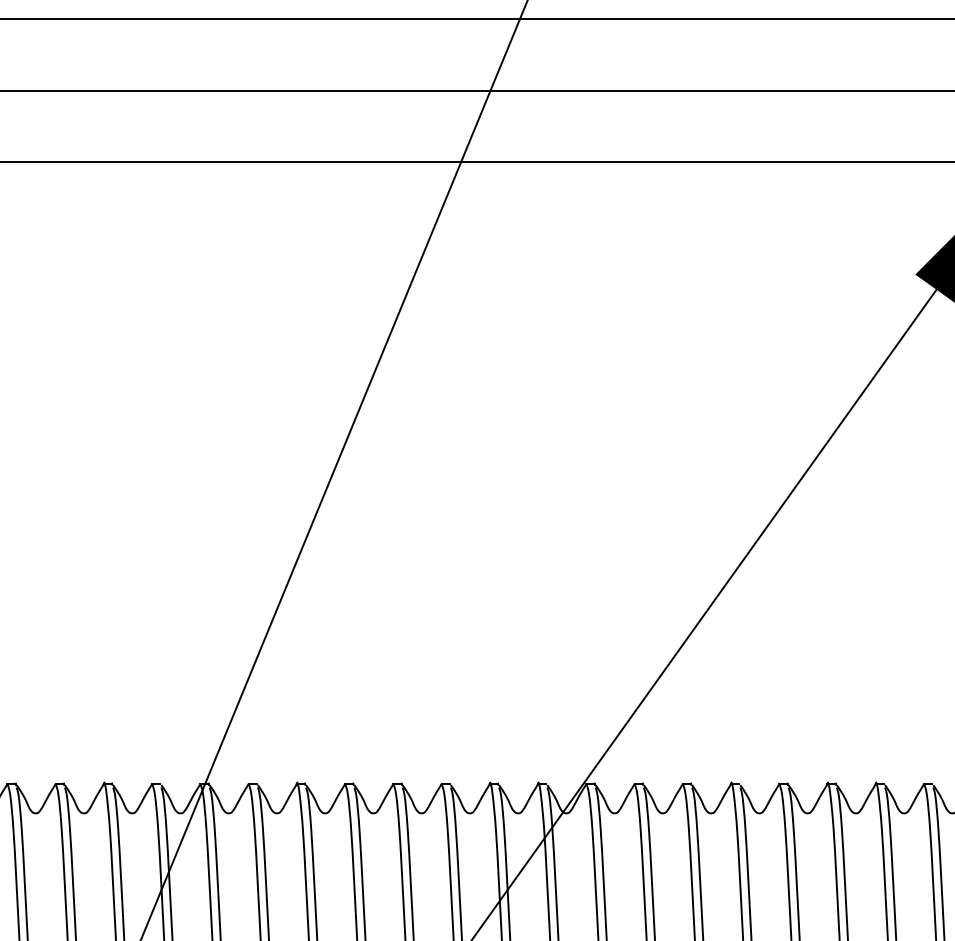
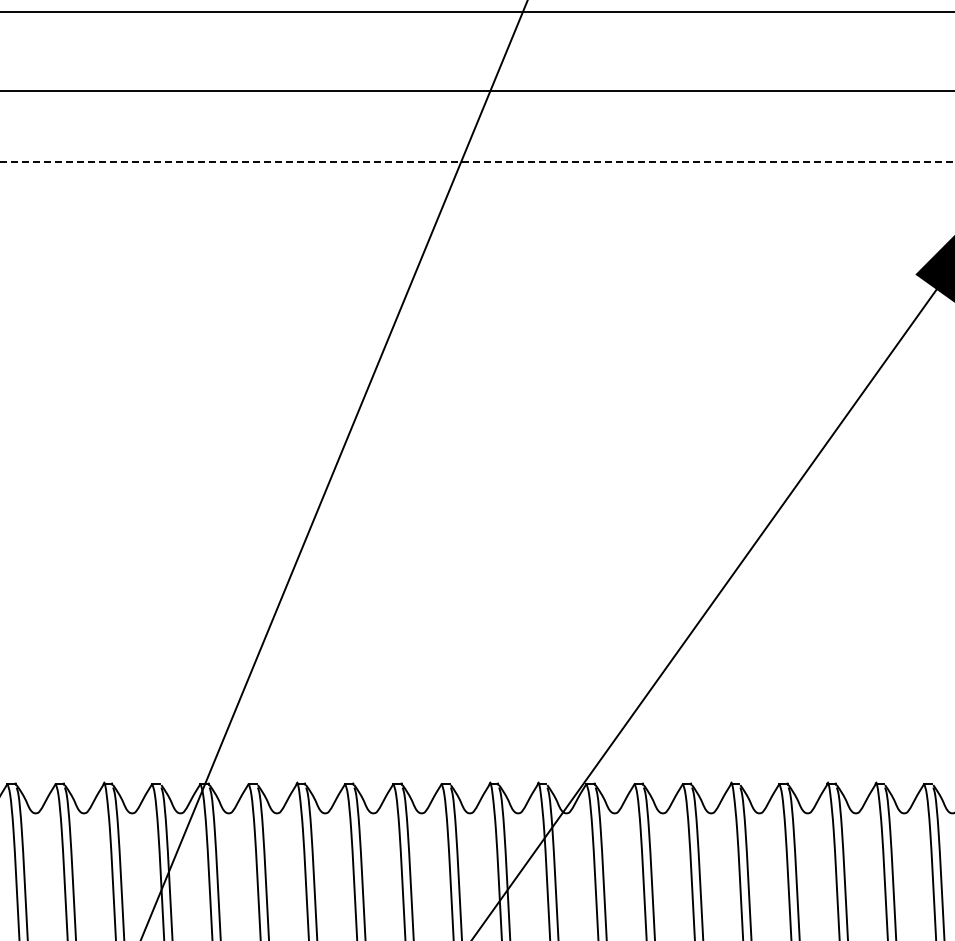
line position: (476, 19) -> (476, 12) (476, 12)
line: solid -> dashed (477, 162)
